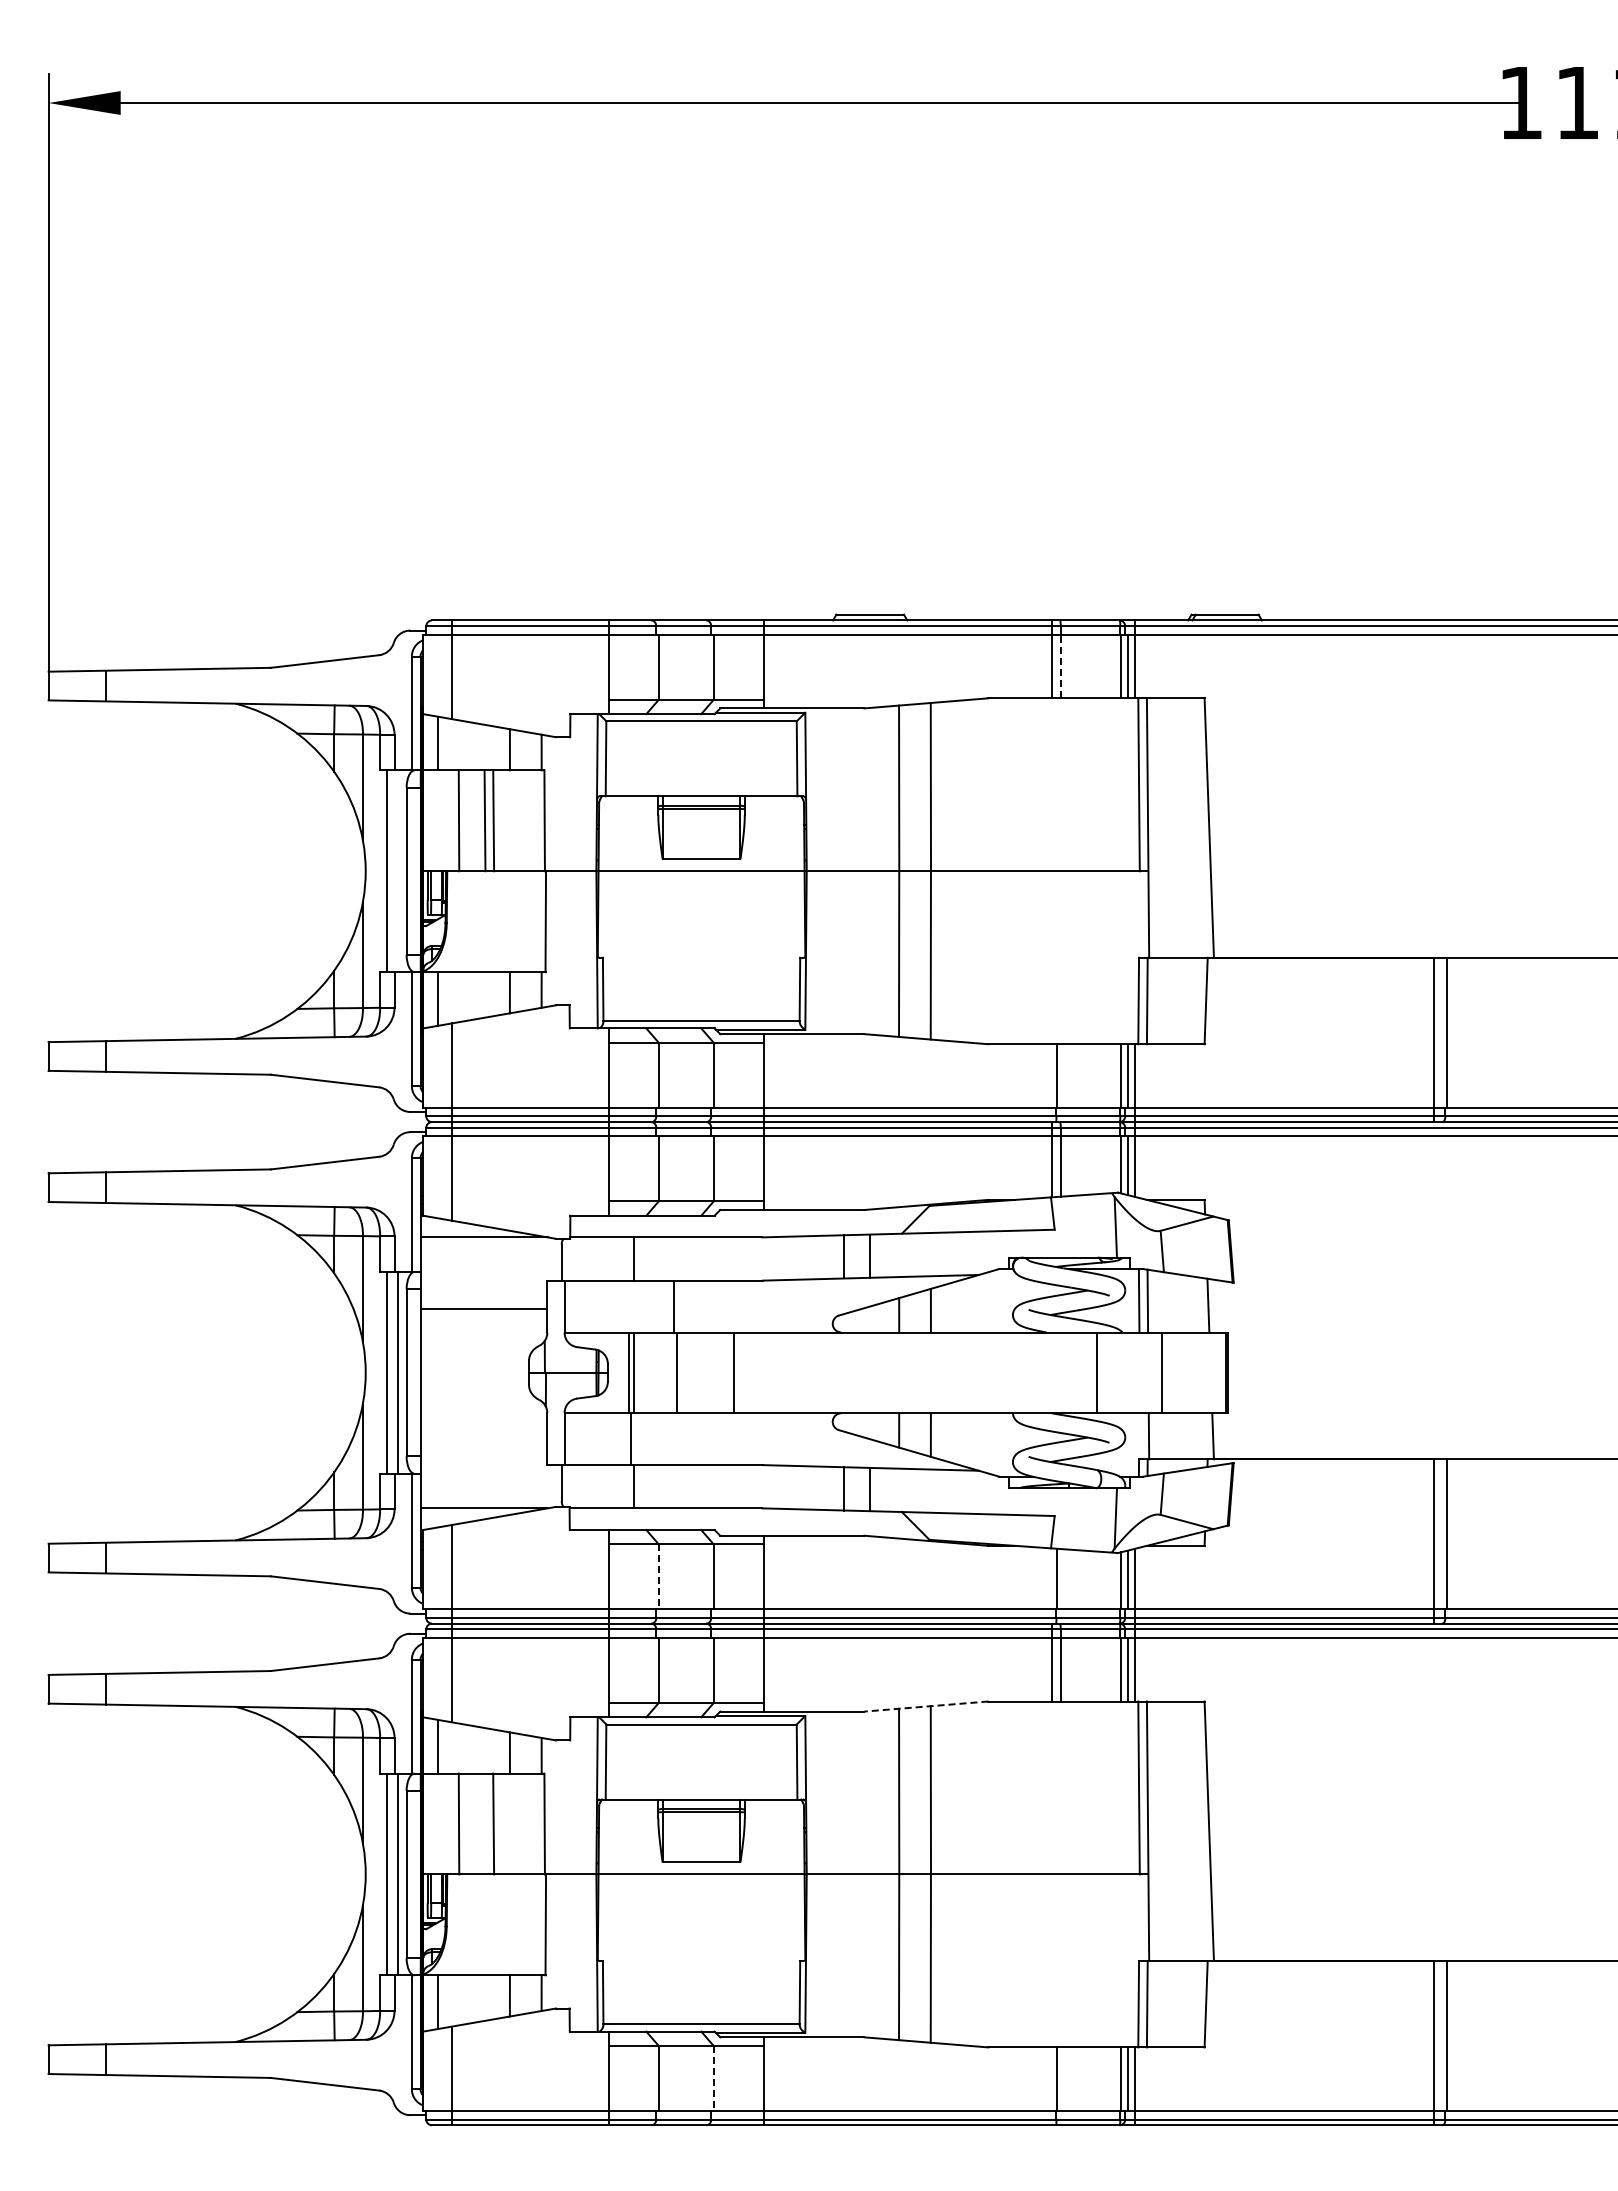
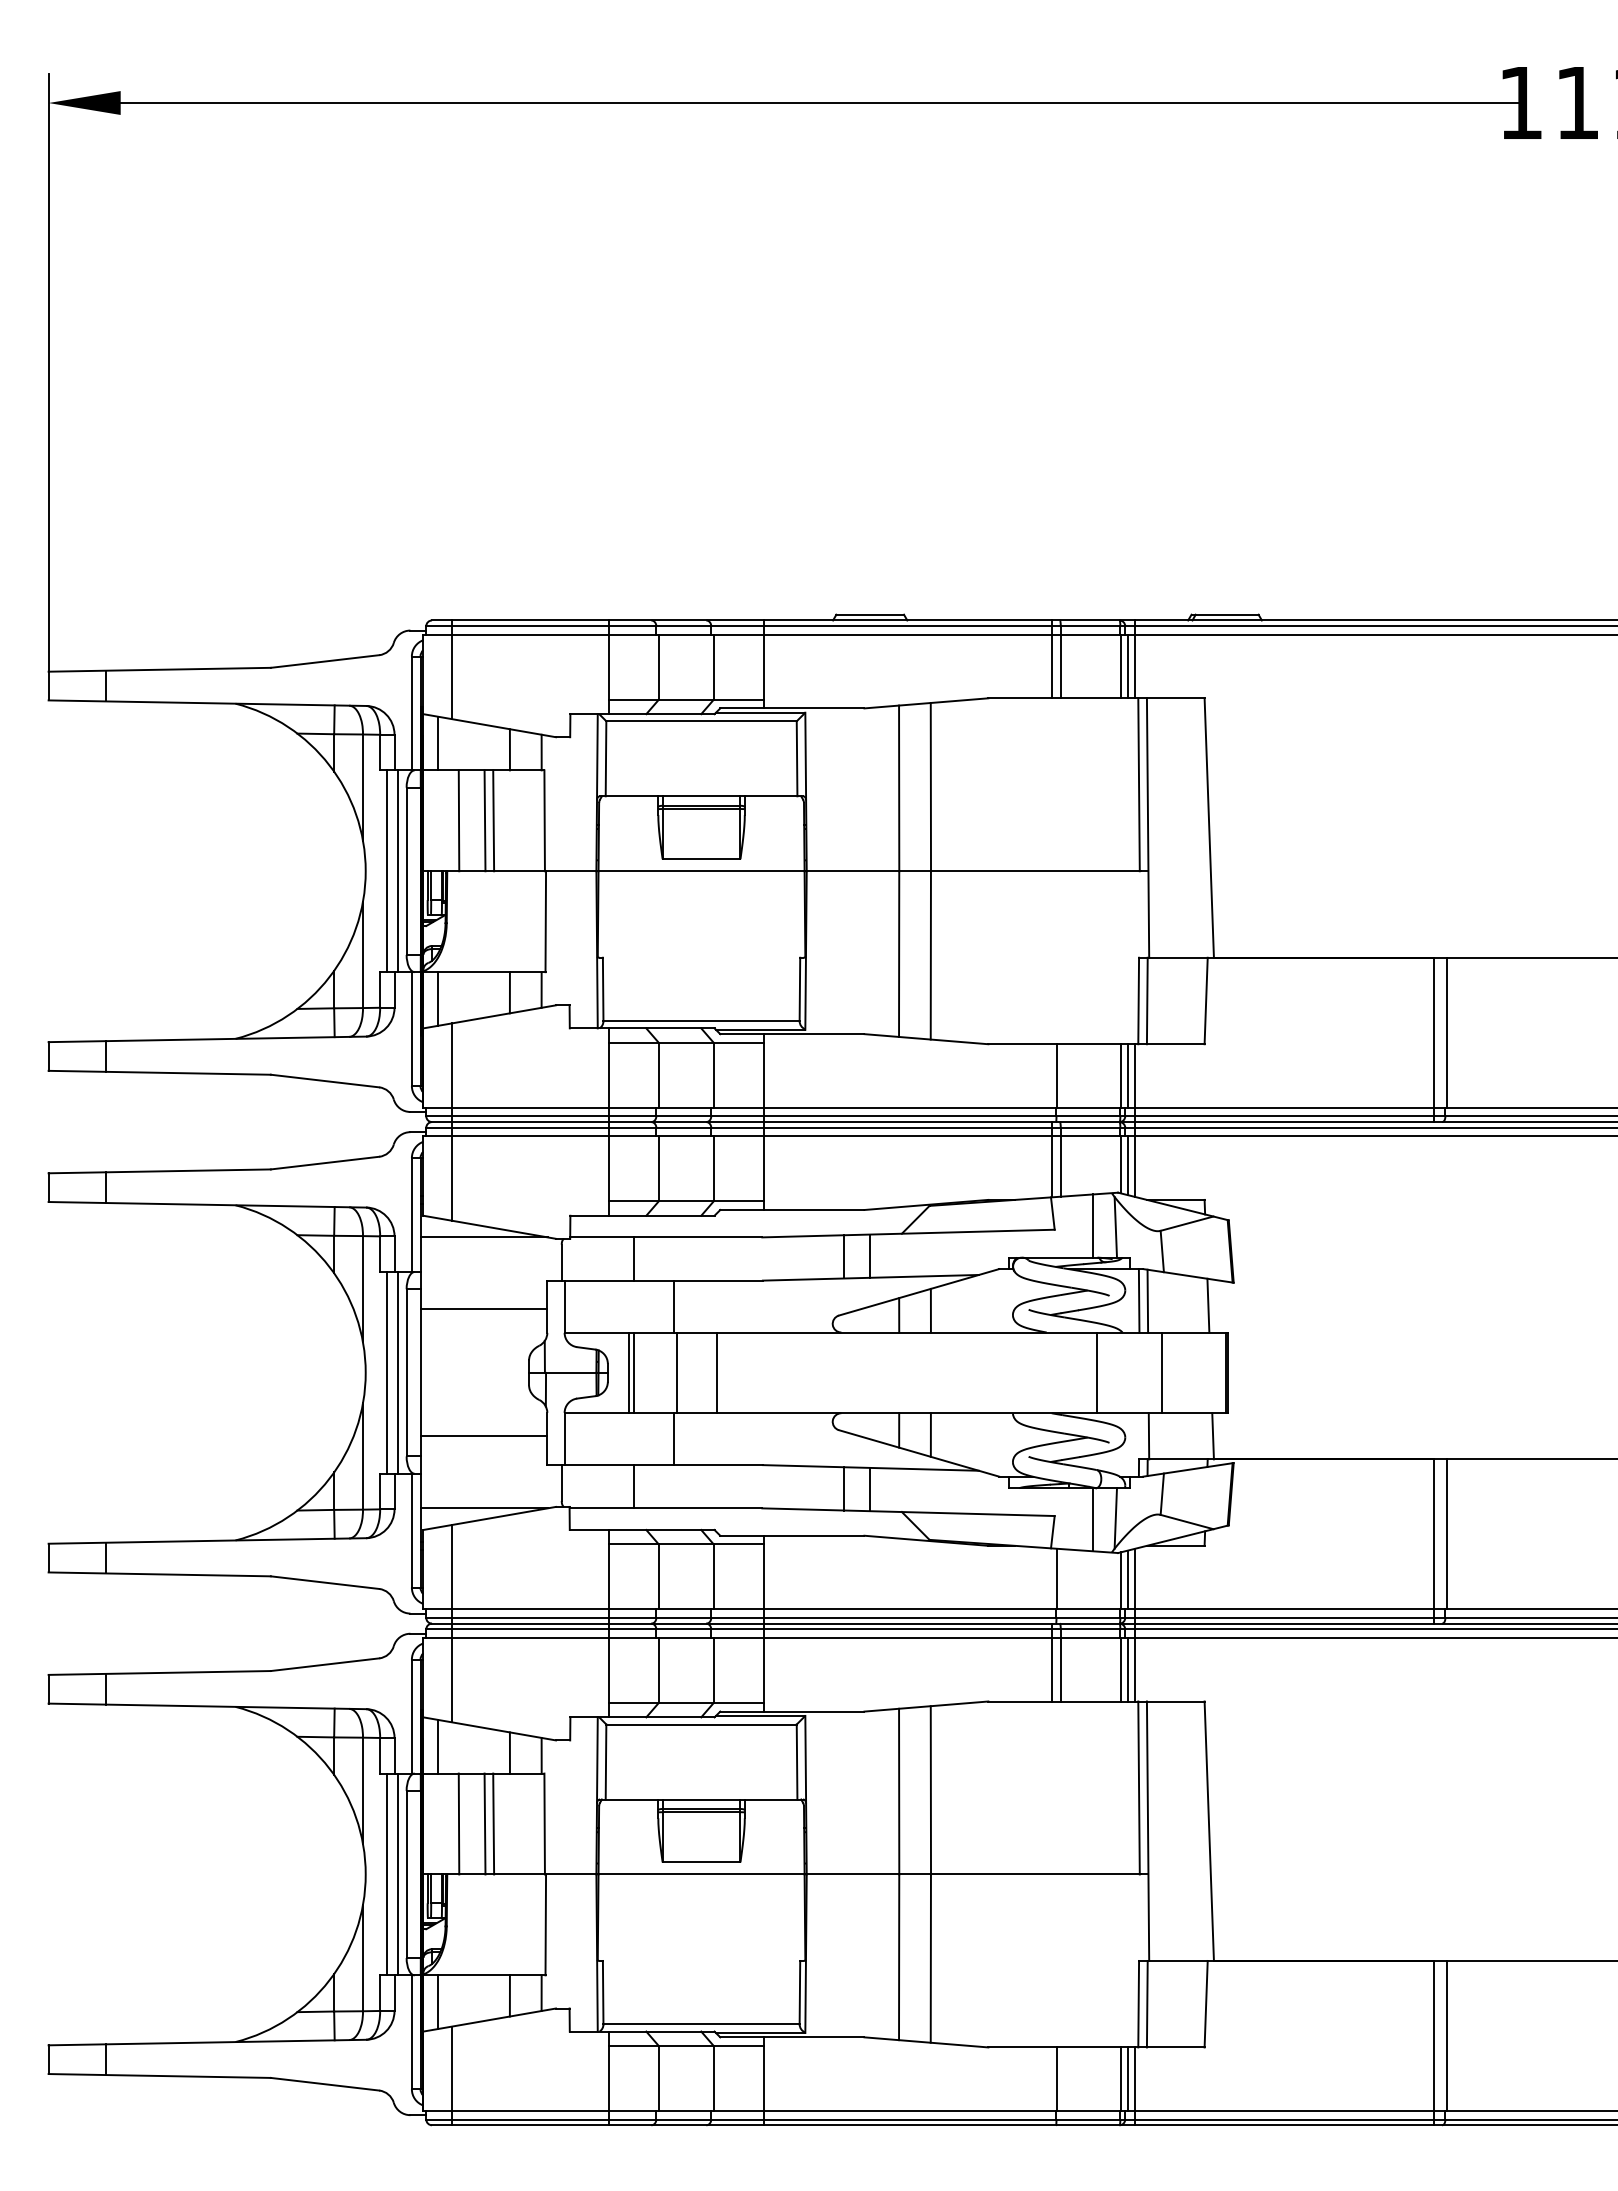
line: dashed -> solid (1061, 666)
line: none -> present (398, 871)
line: none -> present (1092, 1225)
line position: (733, 1372) -> (716, 1372) (716, 1372)
line: none -> present (483, 1436)
line position: (631, 1439) -> (674, 1439) (674, 1439)
line: none -> present (1092, 1519)
line: dashed -> solid (658, 1577)
line: dashed -> solid (925, 1706)
line: none -> present (484, 1823)
line: dashed -> solid (713, 2078)
